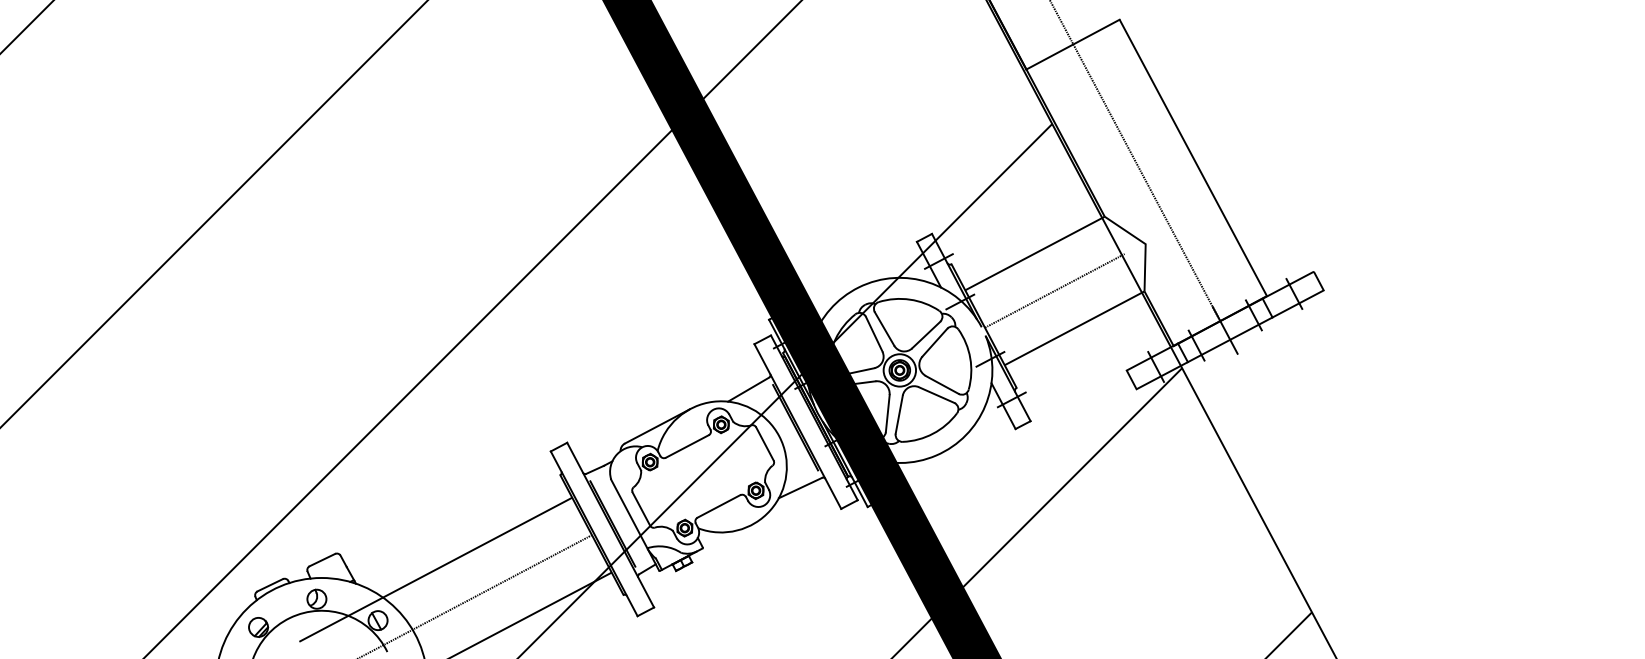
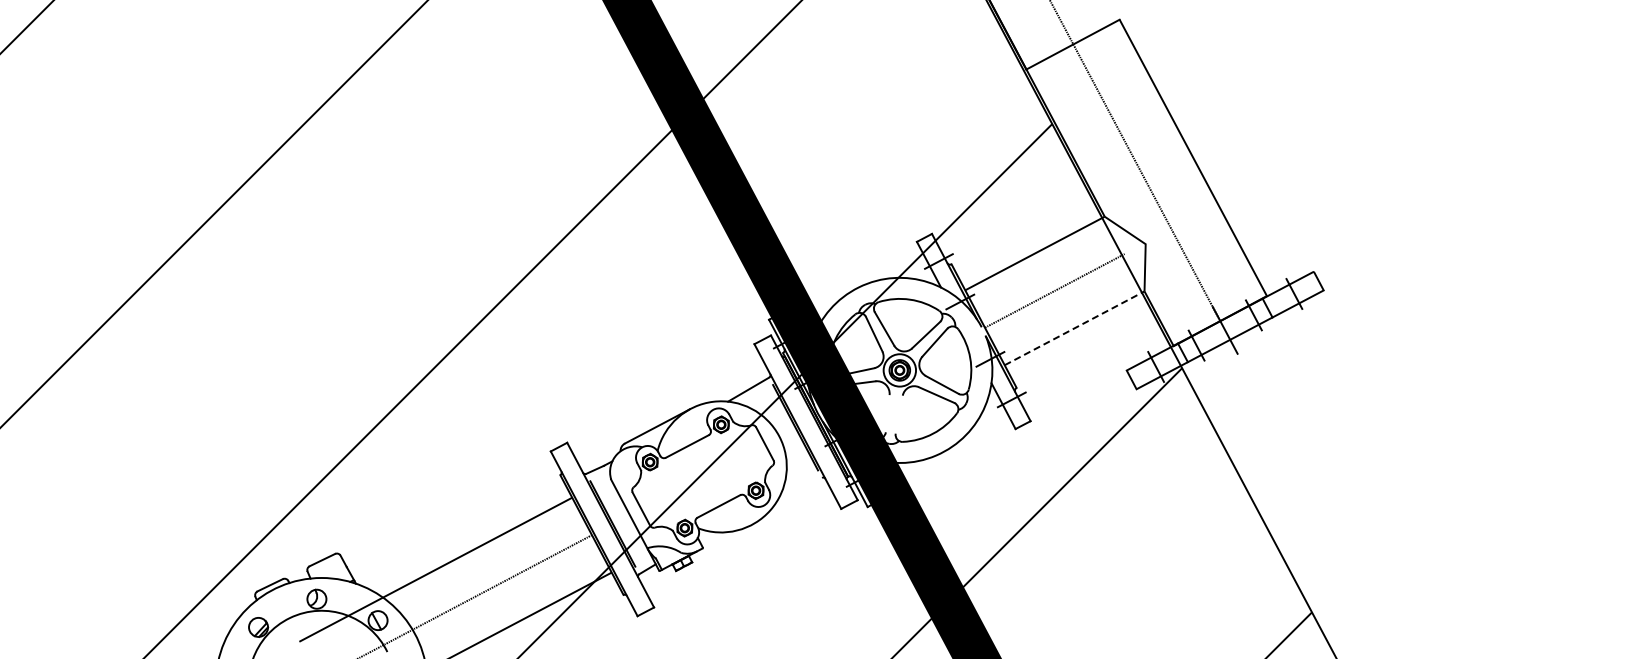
line: solid -> dashed (1075, 328)
line: present -> none (887, 413)
line: present -> none (898, 414)
line: present -> none (800, 487)
